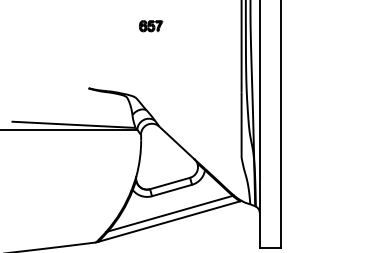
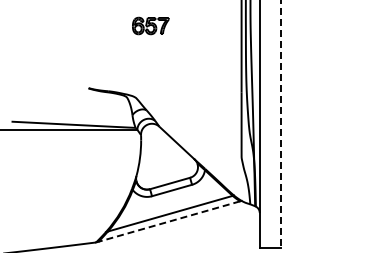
part size: 25x13 px -> 38x20 px (150, 25)
line: solid -> dashed (280, 124)
line: solid -> dashed (169, 221)
